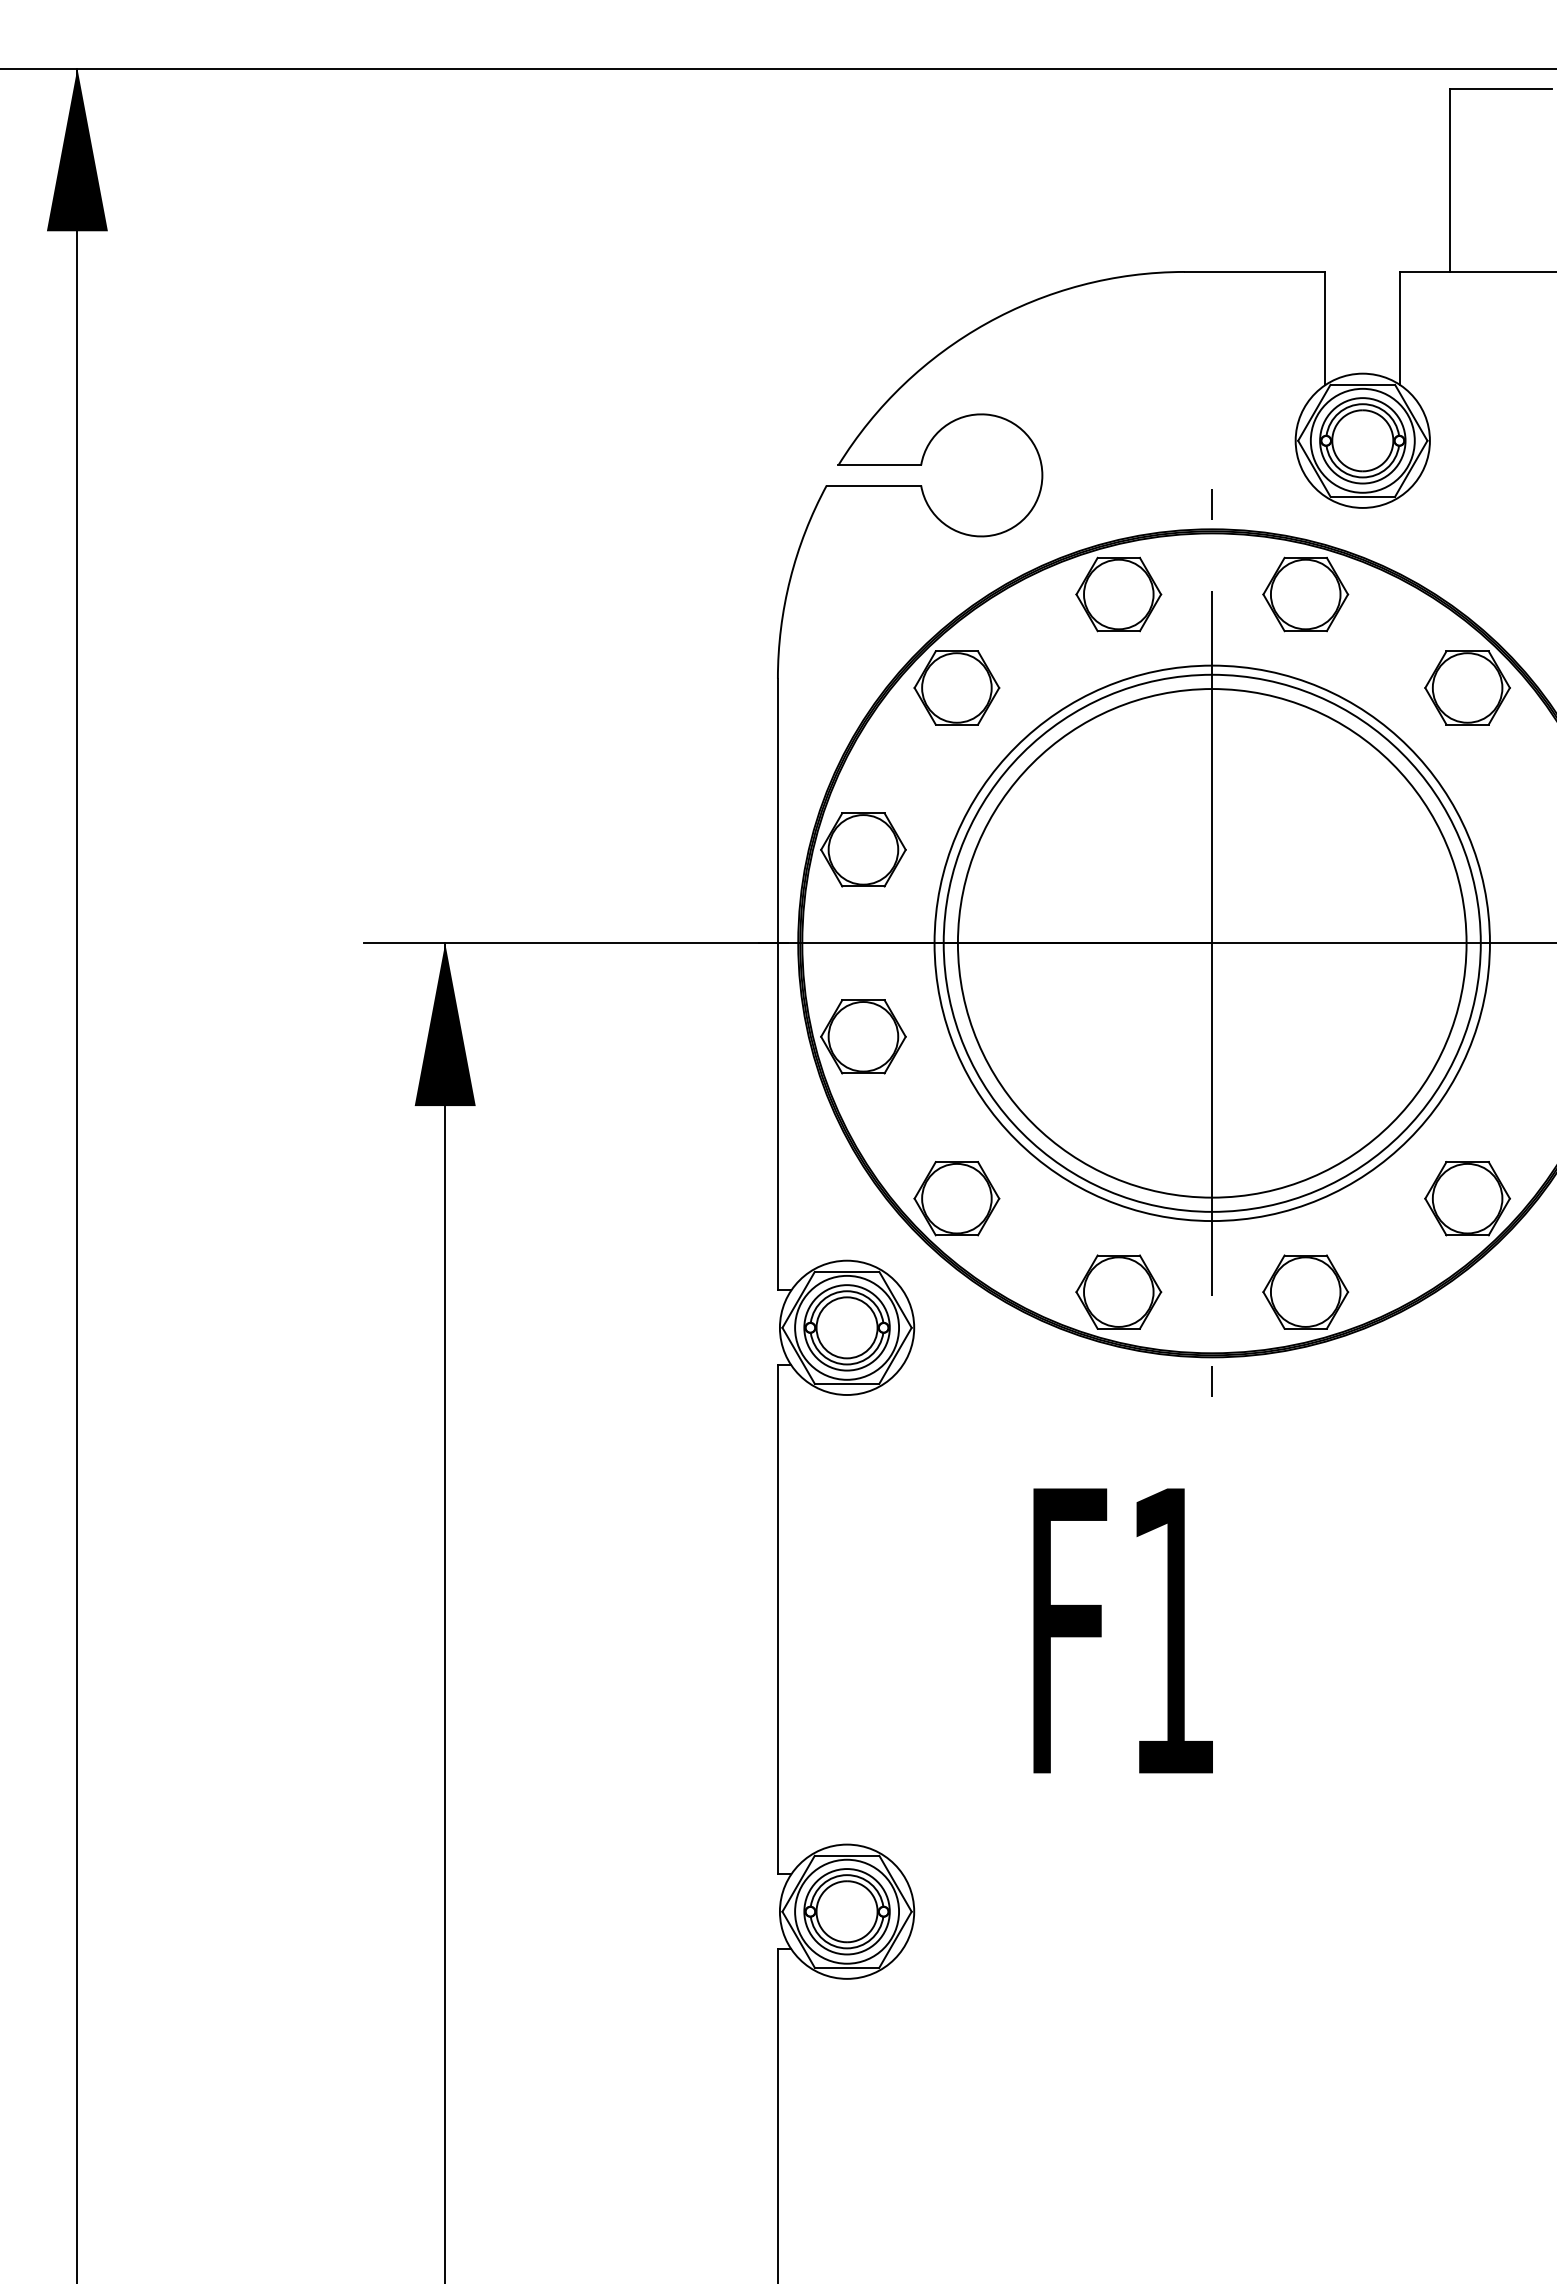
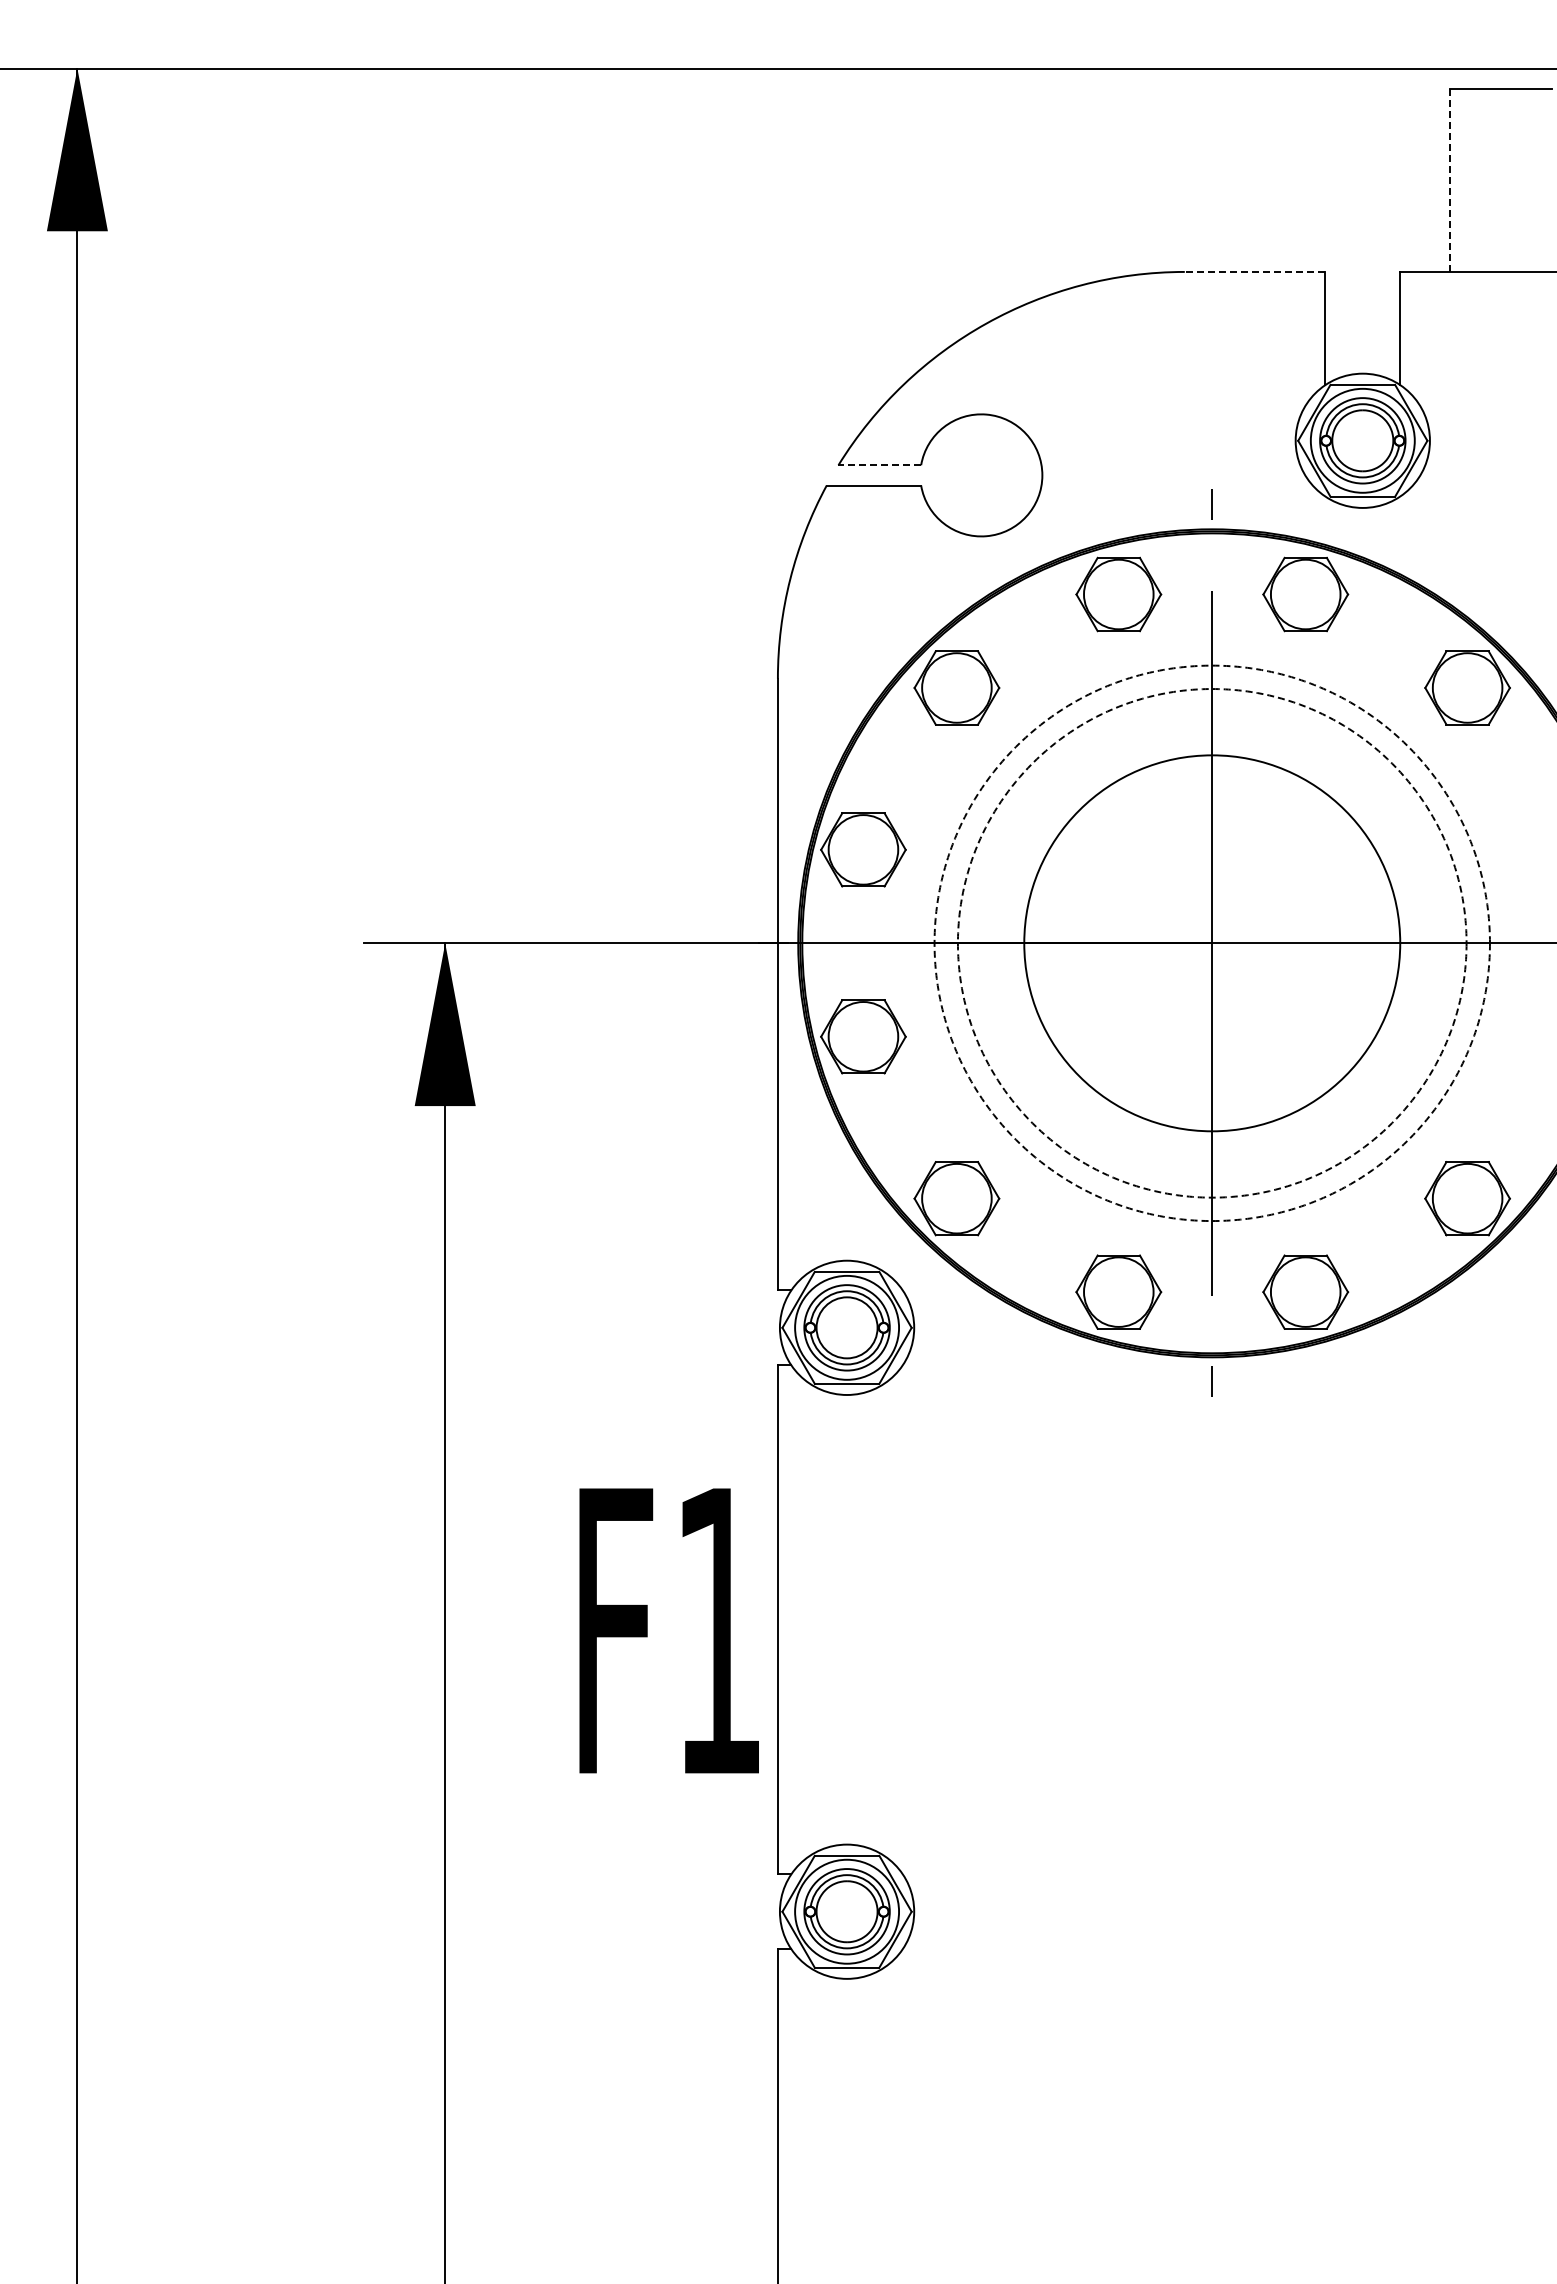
line: solid -> dashed (1450, 180)
line: solid -> dashed (1254, 271)
line: solid -> dashed (879, 465)
circle diameter: 537 px -> 376 px (1212, 943)
circle: solid -> dashed (1211, 943)
circle: solid -> dashed (1211, 943)
text position: (1122, 1630) -> (668, 1630) (668, 1630)
